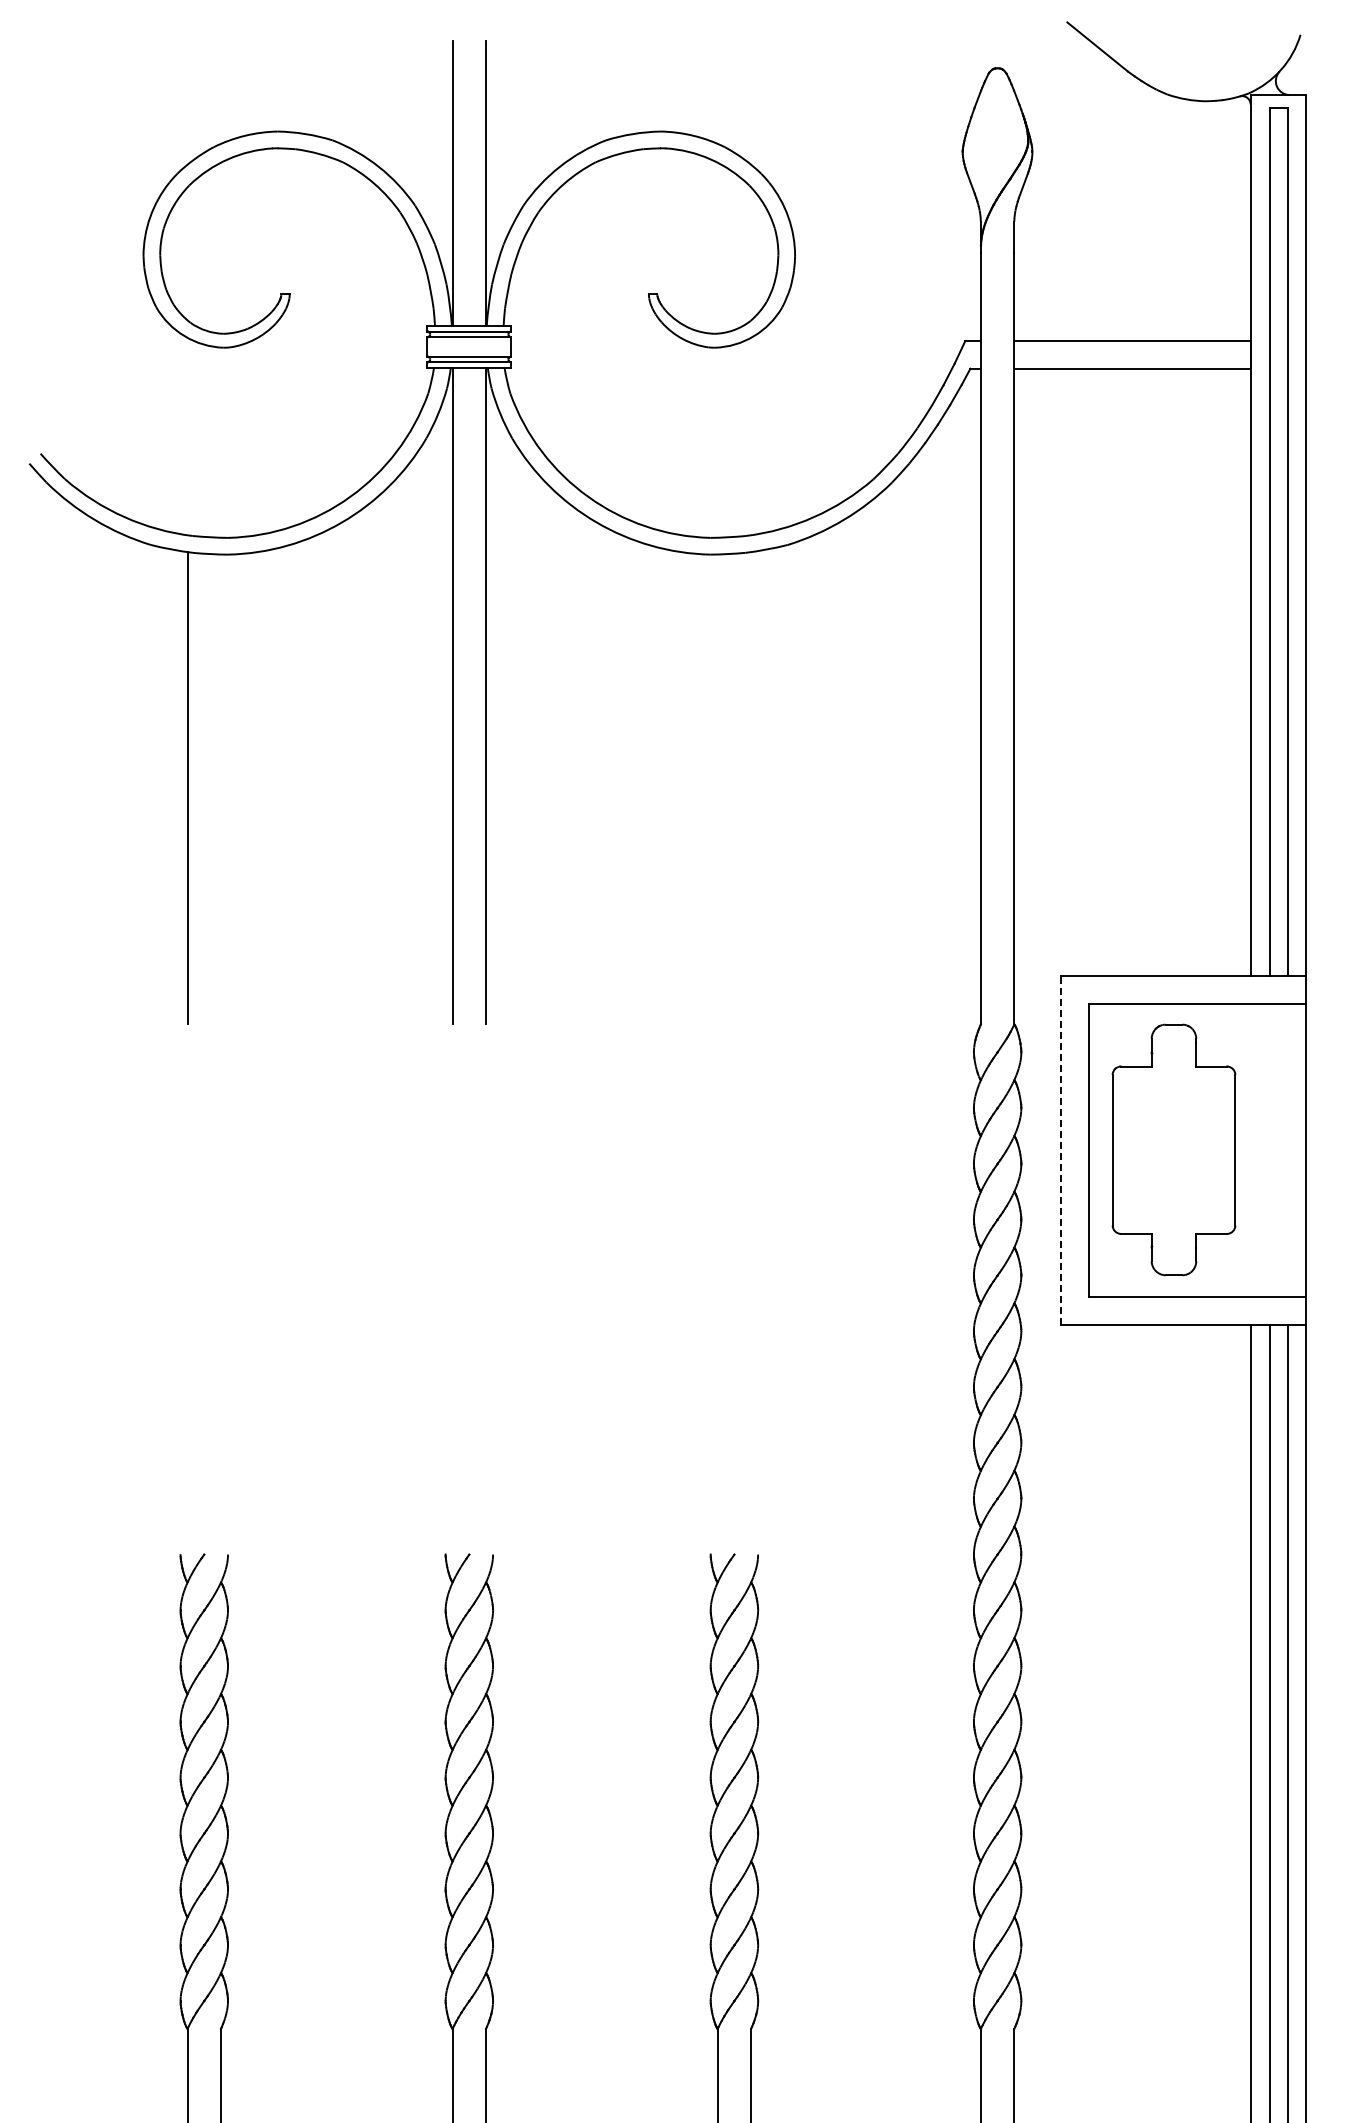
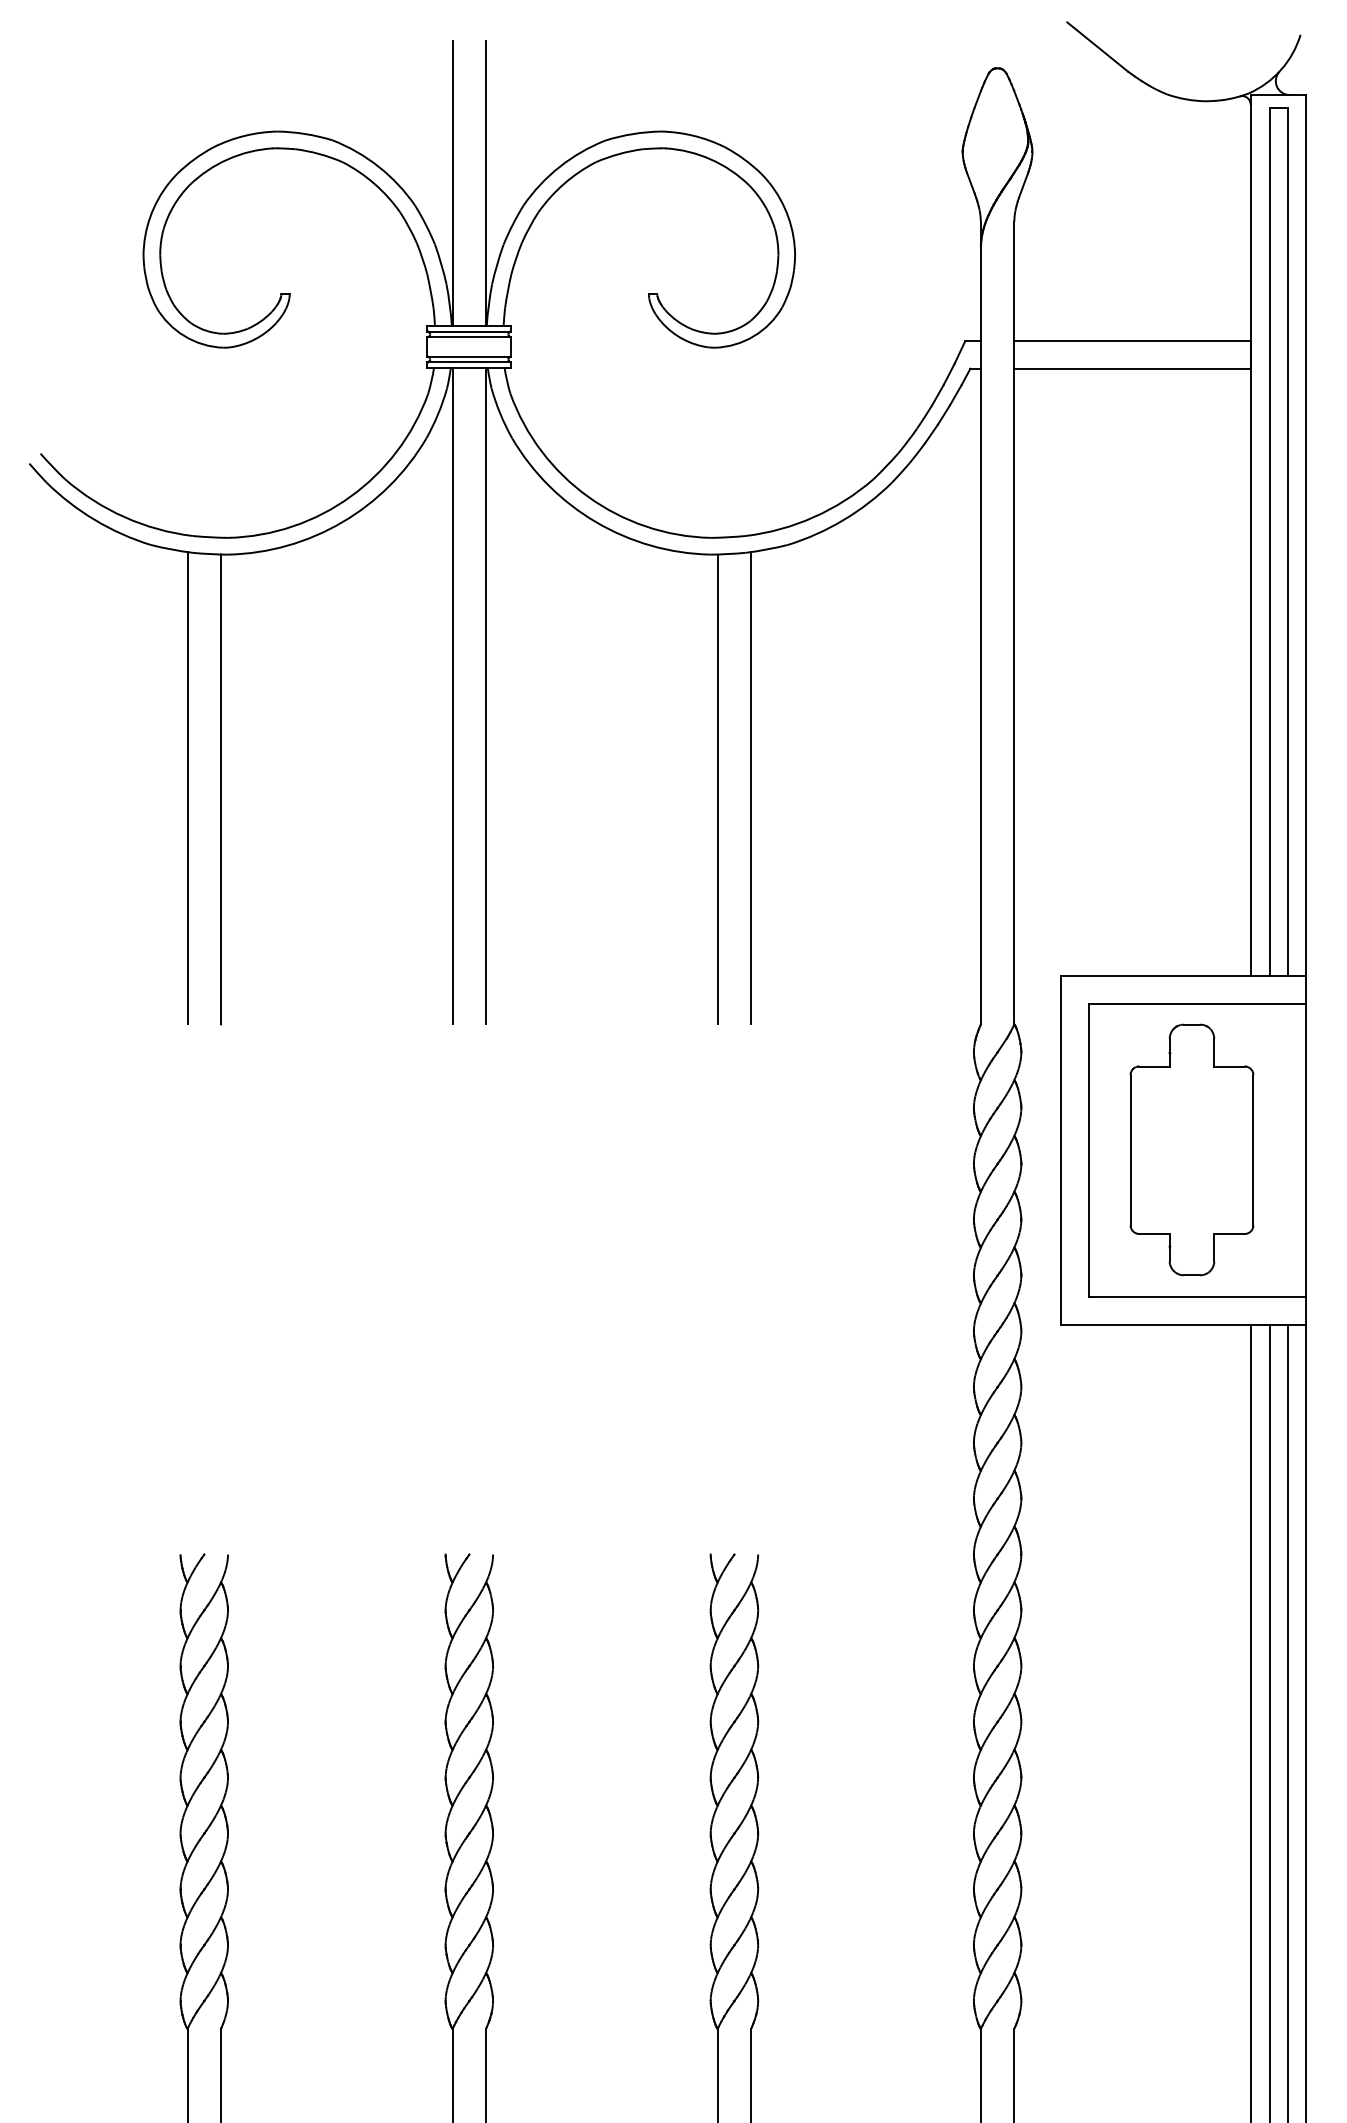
line: none -> present (751, 788)
line: none -> present (220, 789)
line: none -> present (717, 789)
part position: (1173, 1149) -> (1191, 1149) (1191, 1149)
line: dashed -> solid (1060, 1150)
